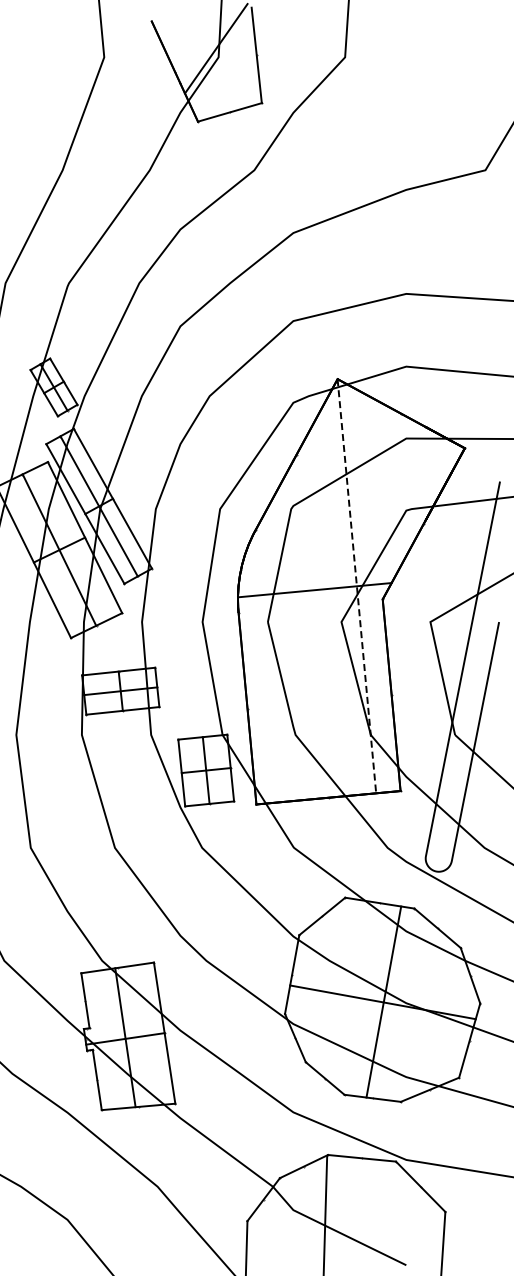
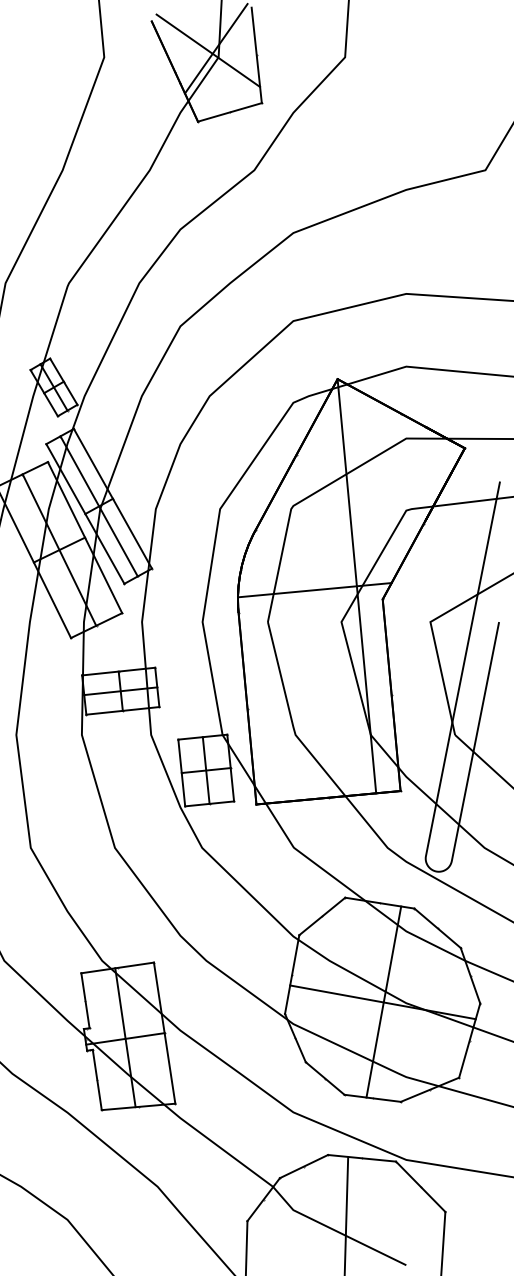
line: none -> present (208, 50)
line: dashed -> solid (356, 586)
line position: (325, 1213) -> (346, 1214) (346, 1214)
